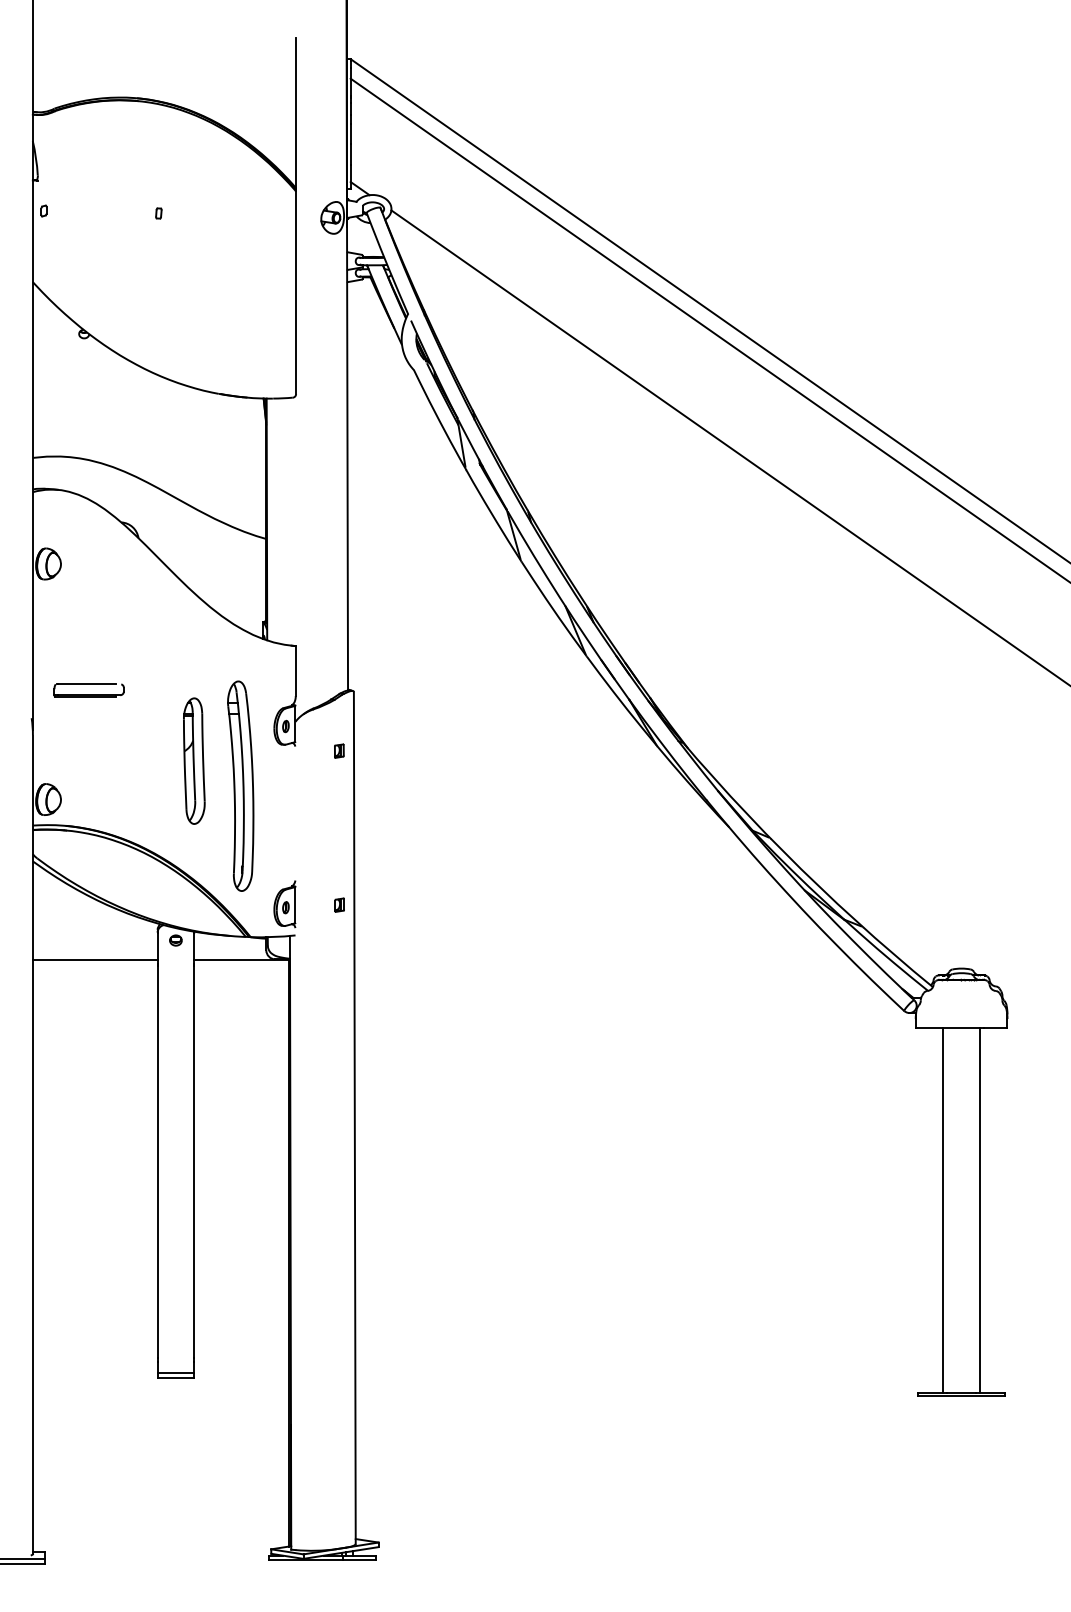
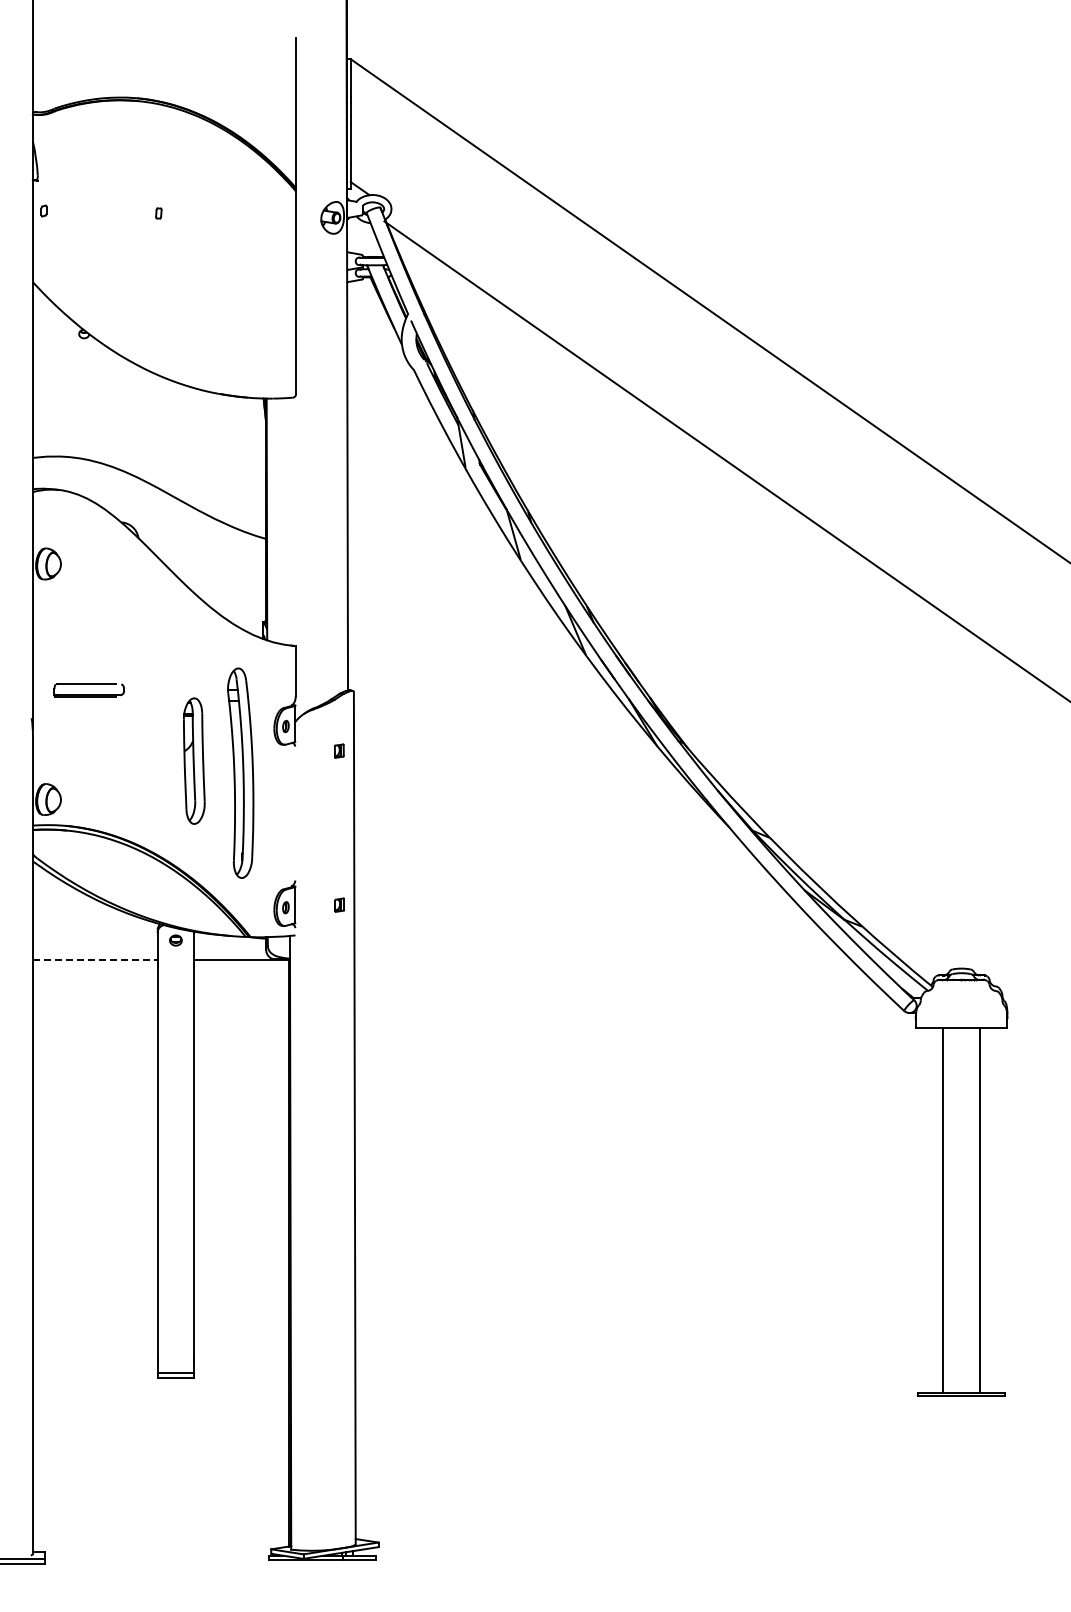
line: present -> none (708, 329)
line position: (729, 447) -> (725, 460) (725, 460)
part position: (240, 785) -> (240, 772) (240, 772)
line: solid -> dashed (95, 960)
